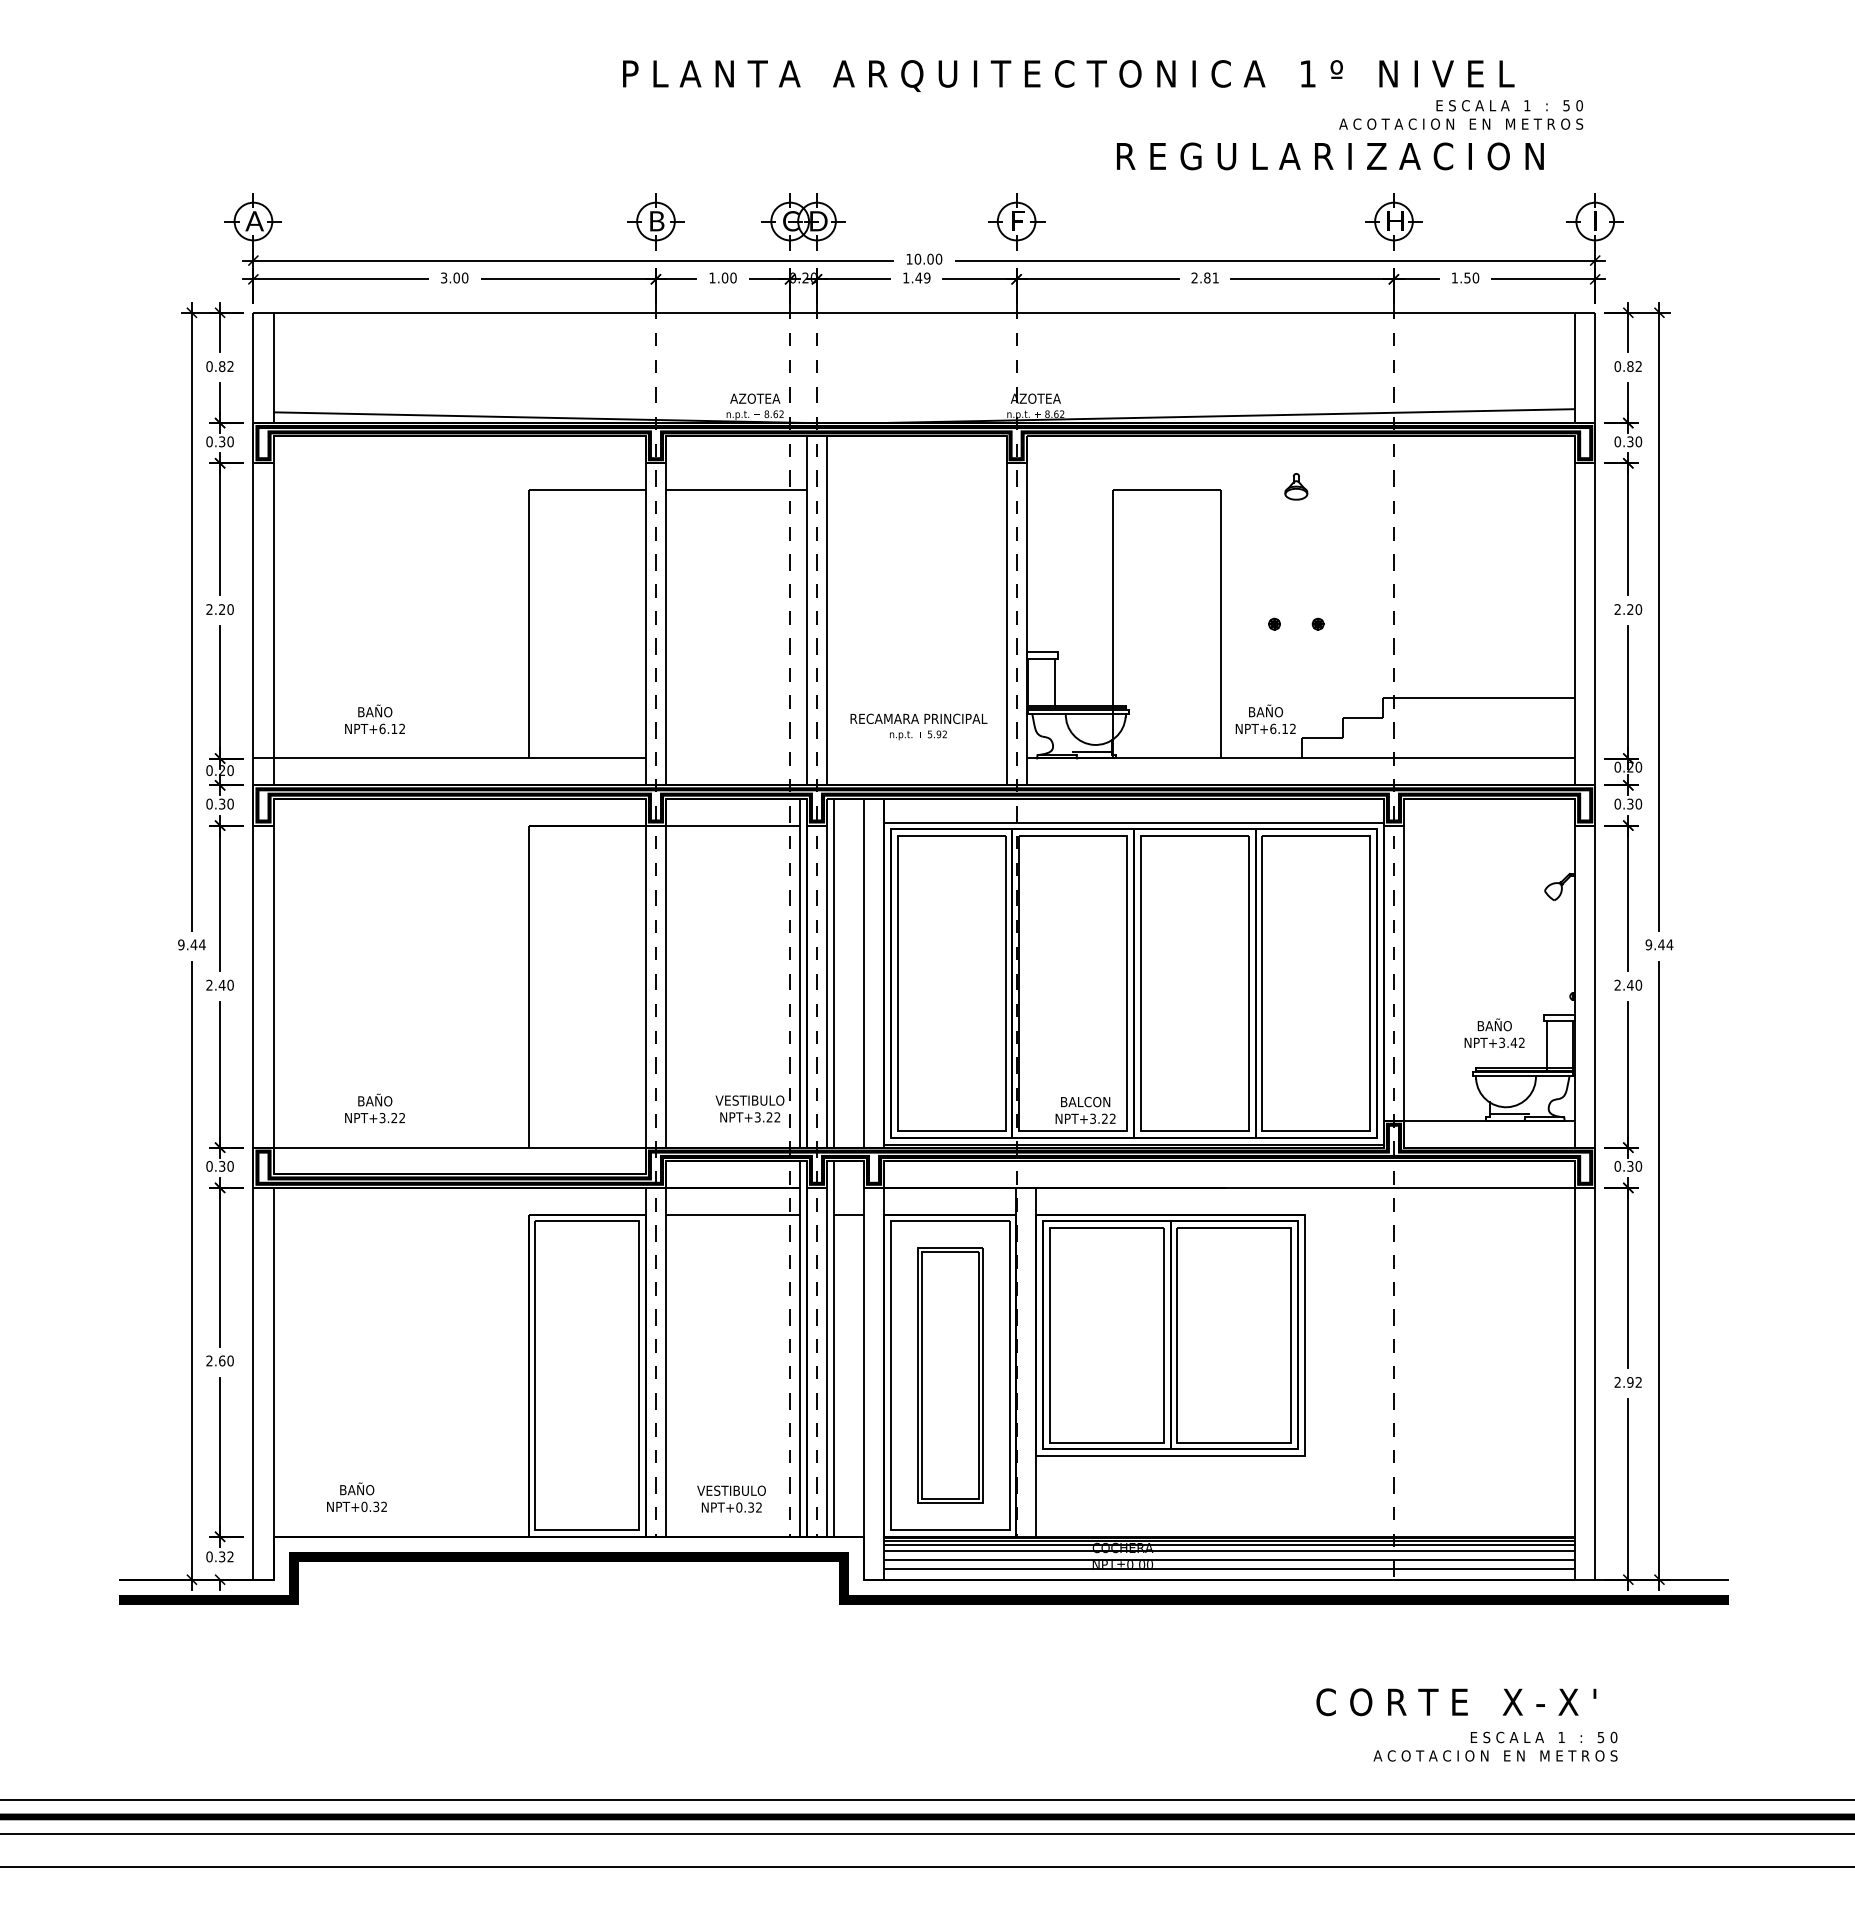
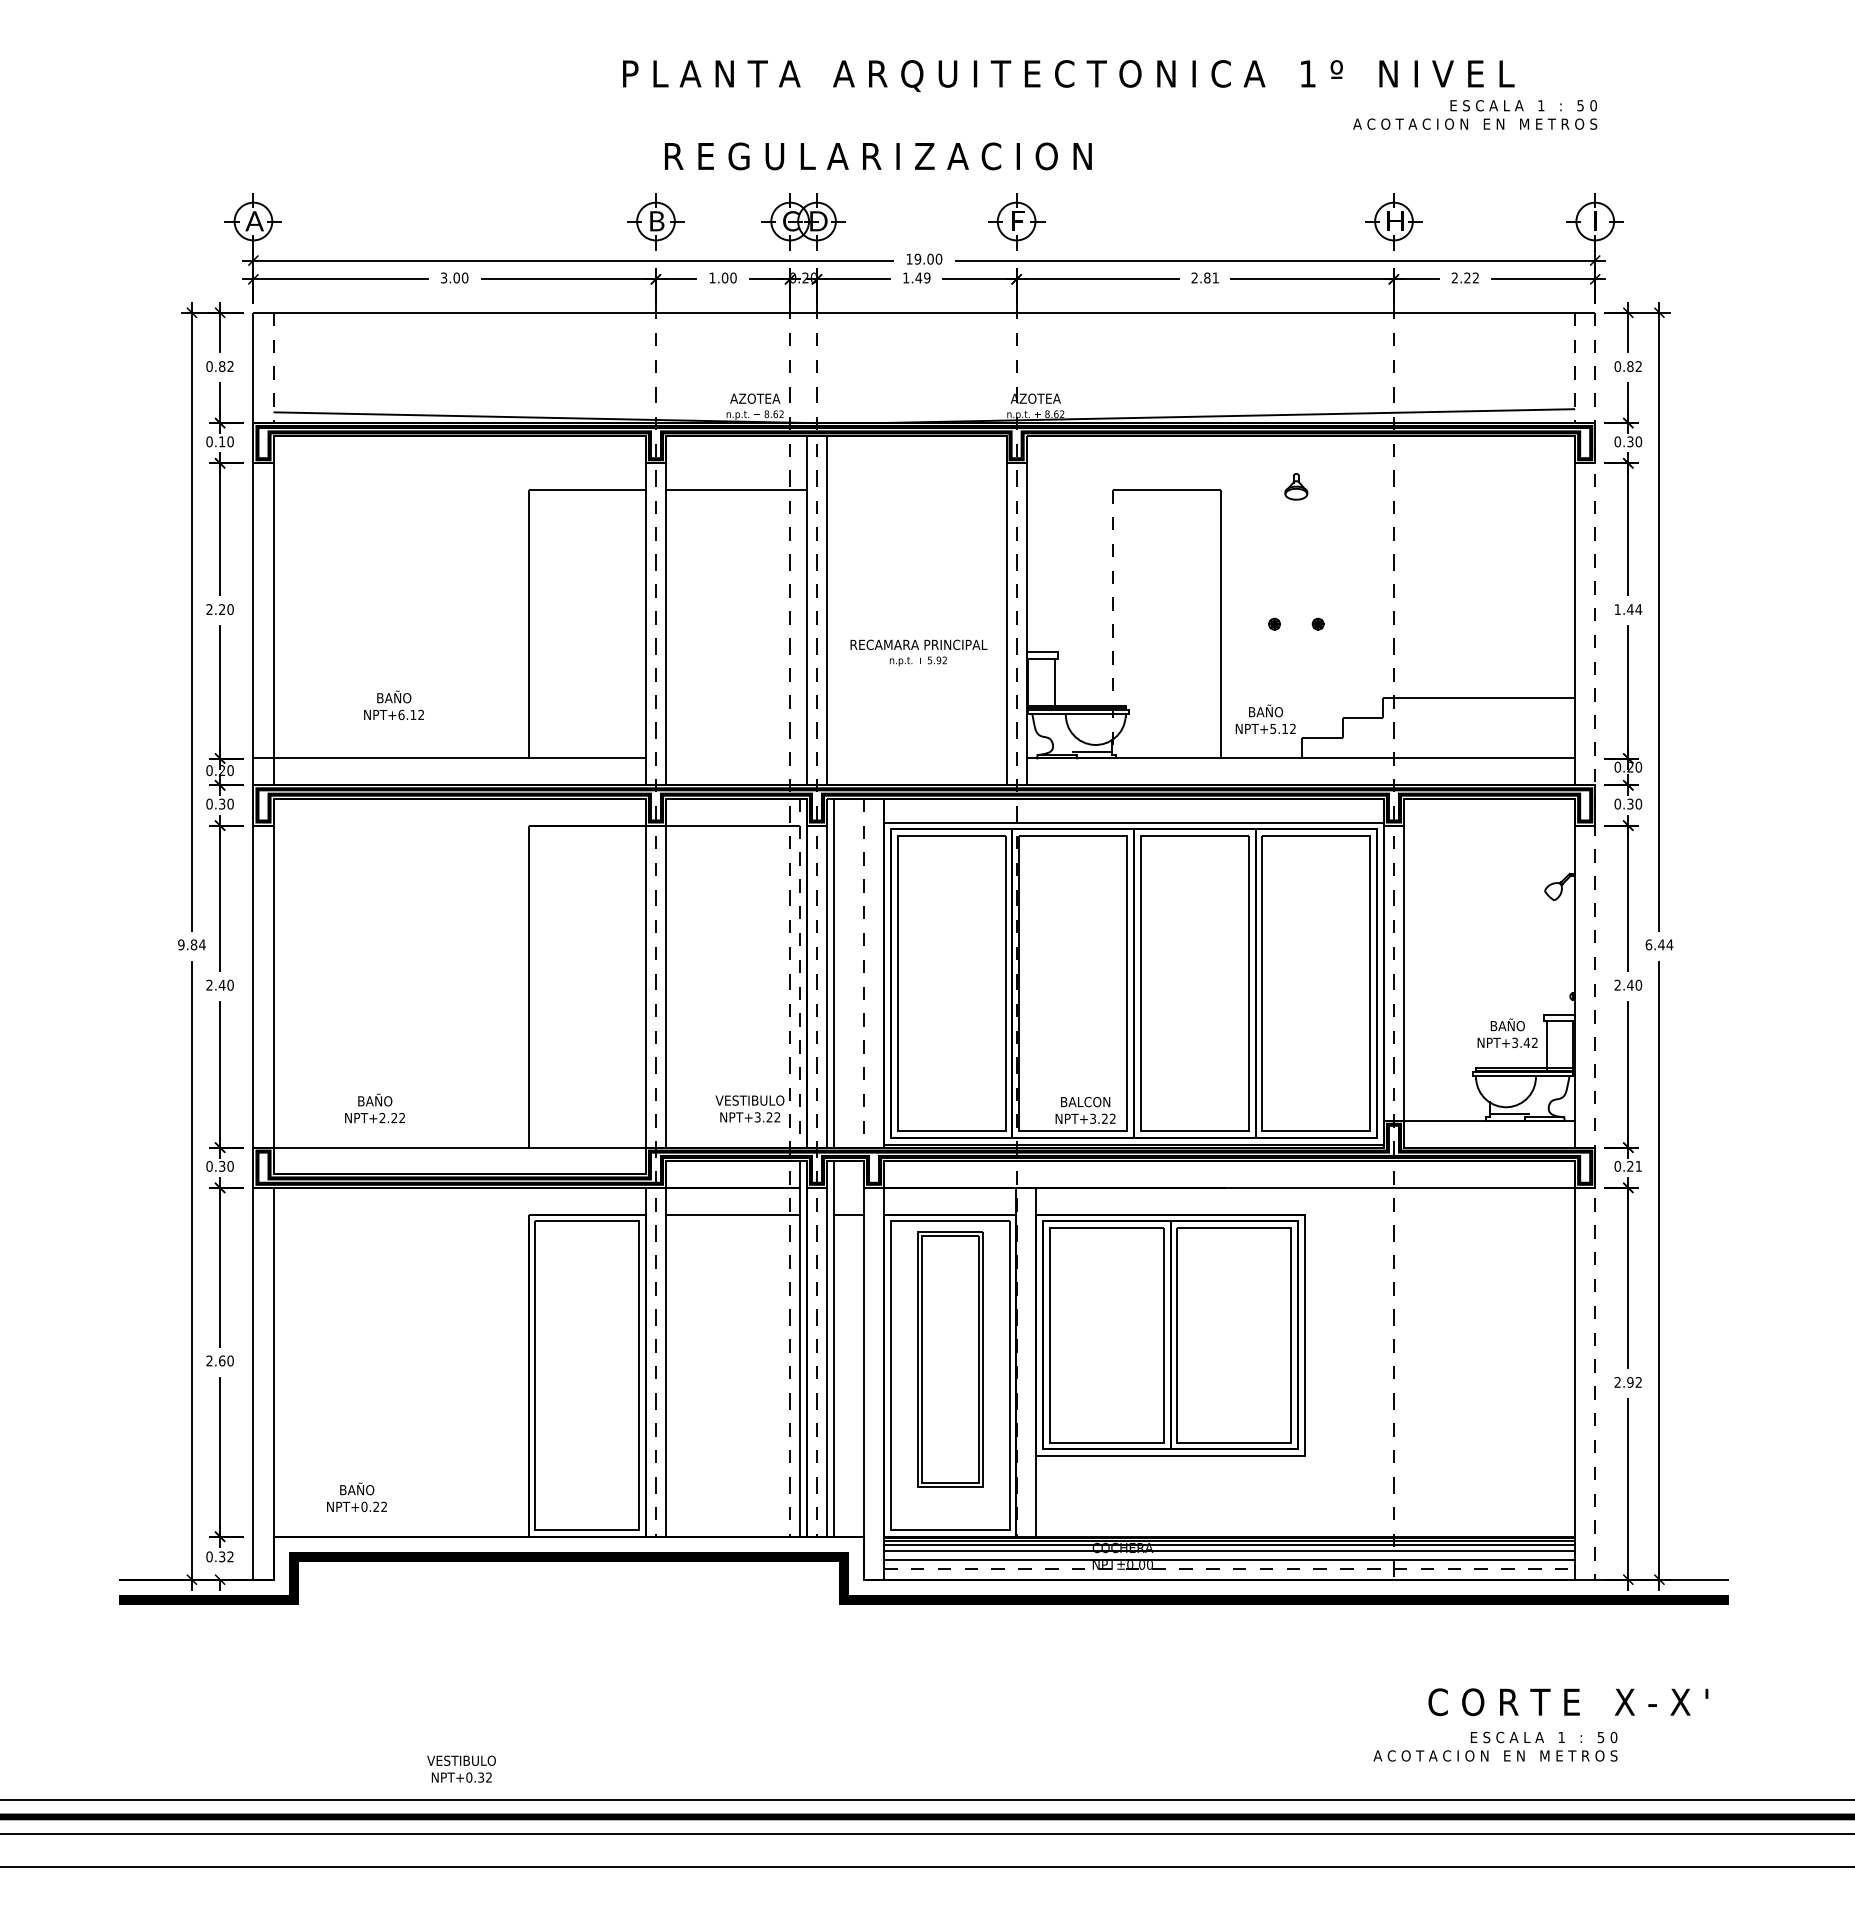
text position: (1461, 114) -> (1475, 114) (1475, 114)
text position: (1330, 156) -> (878, 156) (878, 156)
text: 10.00 -> 19.00 (917, 259)
text: 1.50 -> 2.22 (1465, 277)
line: solid -> dashed (273, 368)
line: solid -> dashed (1575, 368)
text: 0.30 -> 0.10 (222, 441)
text: 2.20 -> 1.44 (1628, 609)
line: solid -> dashed (1113, 624)
text position: (374, 719) -> (393, 705) (393, 705)
text position: (918, 726) -> (918, 652) (918, 652)
text: NPT+6.12 -> NPT+5.12 (1273, 728)
text: 9.44 -> 9.84 (193, 944)
text: 9.44 -> 6.44 (1648, 944)
line: solid -> dashed (1595, 946)
line: solid -> dashed (800, 973)
line: solid -> dashed (863, 973)
text position: (1494, 1032) -> (1507, 1032) (1507, 1032)
text: NPT+3.22 -> NPT+2.22 (382, 1118)
text: 0.30 -> 0.21 (1634, 1166)
part position: (950, 1375) -> (950, 1359) (950, 1359)
text position: (731, 1498) -> (461, 1768) (461, 1768)
text: NPT+0.32 -> NPT+0.22 (376, 1507)
line: solid -> dashed (1229, 1568)
text position: (1456, 1702) -> (1568, 1702) (1568, 1702)
